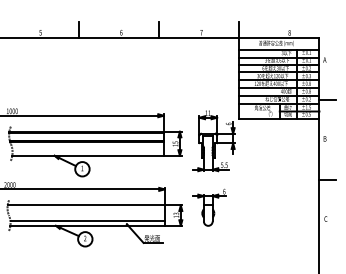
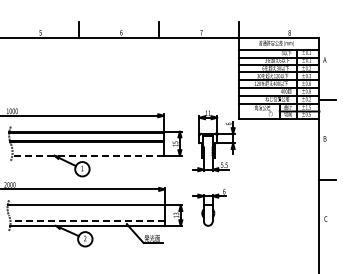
line: solid -> dashed (88, 155)
line: solid -> dashed (87, 221)
